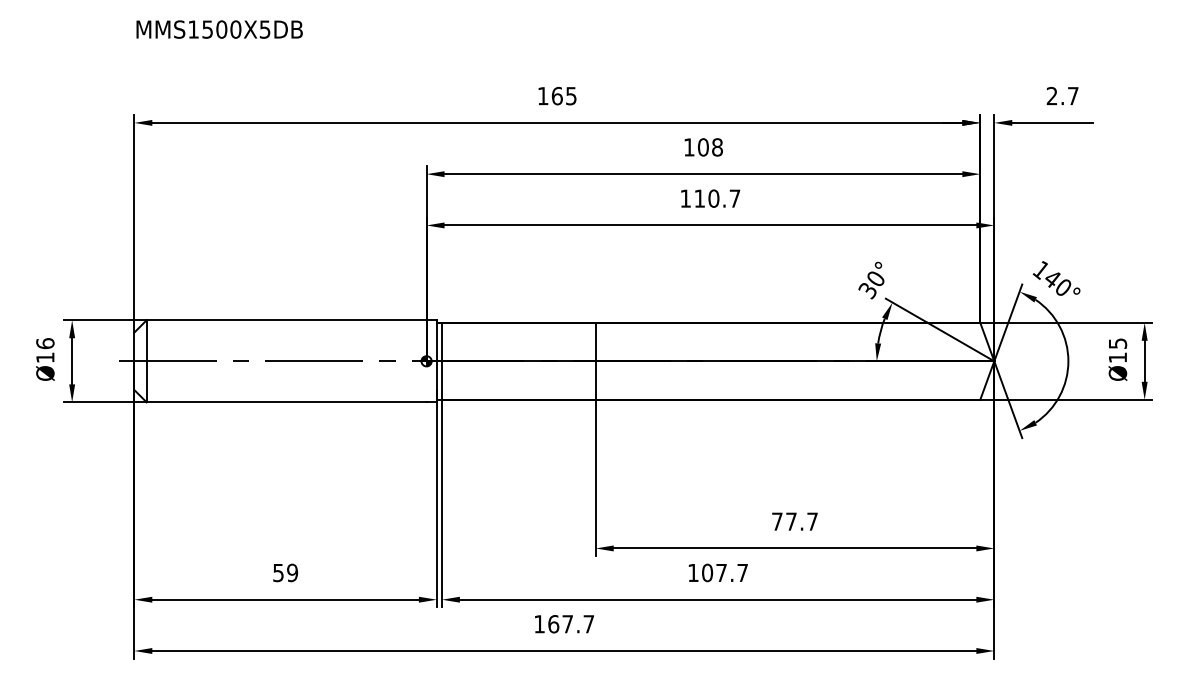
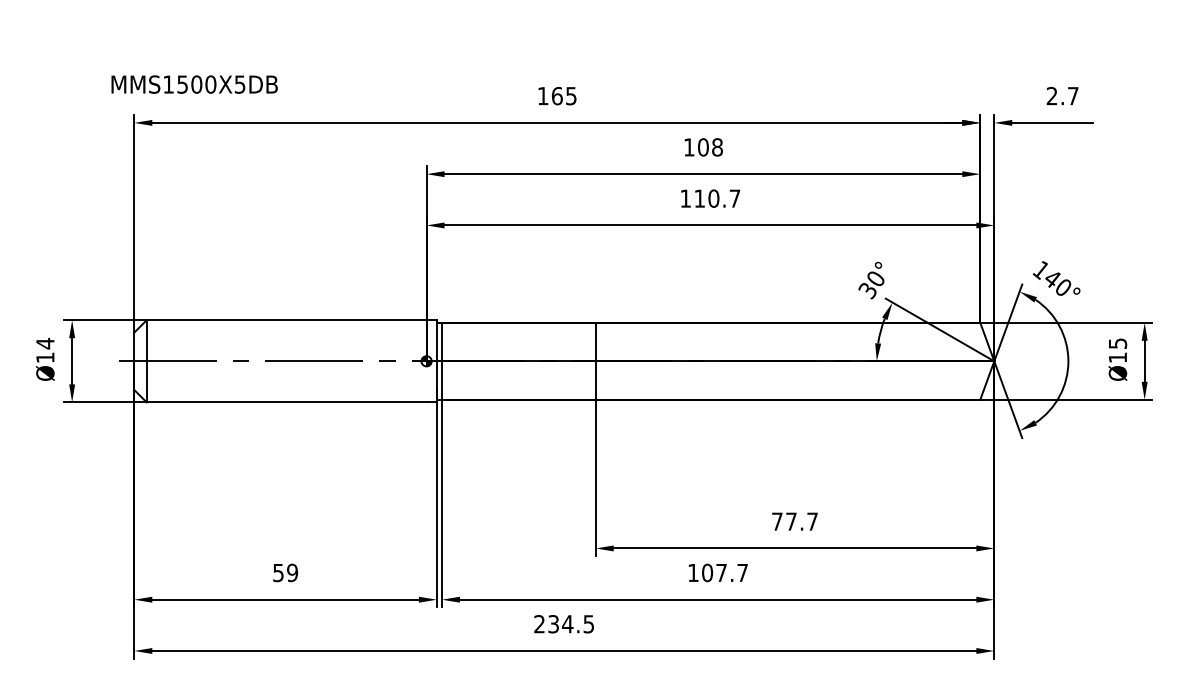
text position: (219, 29) -> (194, 84) (194, 84)
text: Ø16 -> Ø14 (45, 343)
text: 167.7 -> 234.5 (563, 624)
